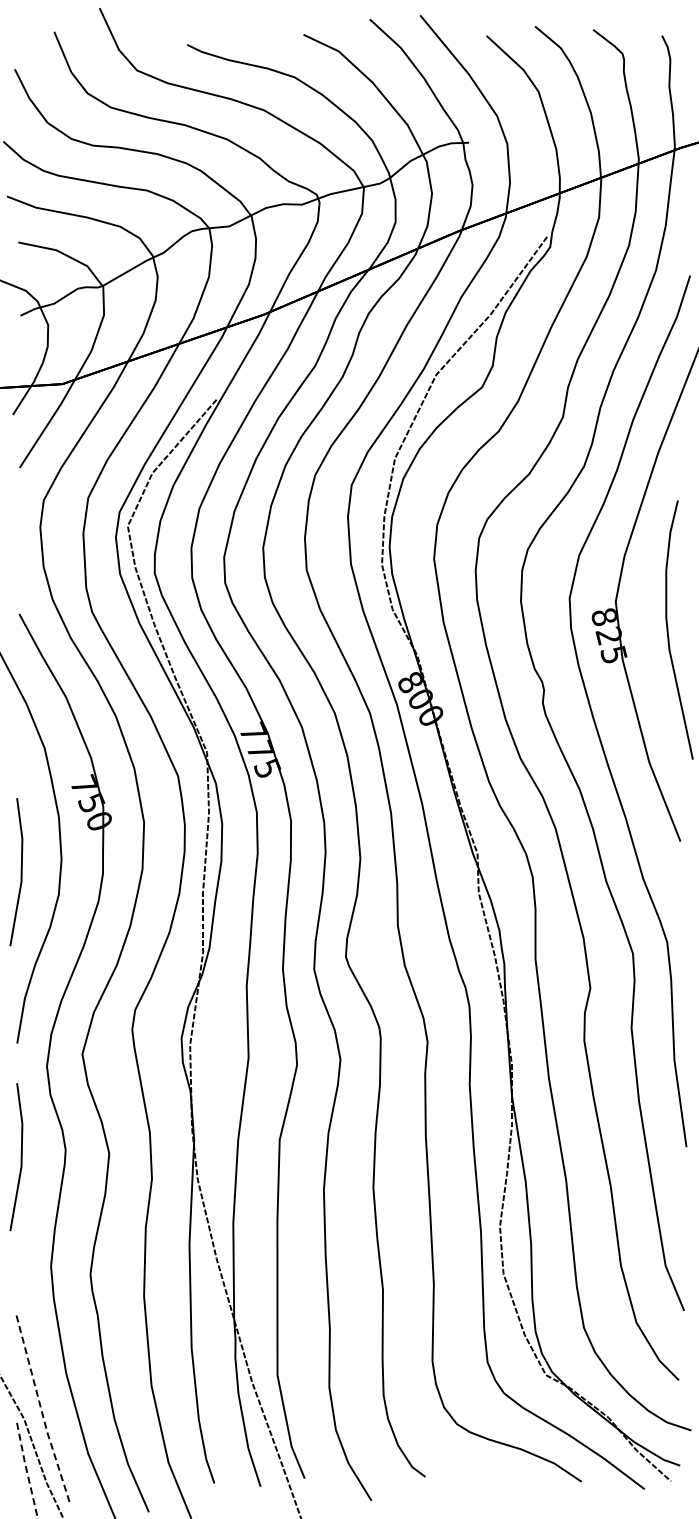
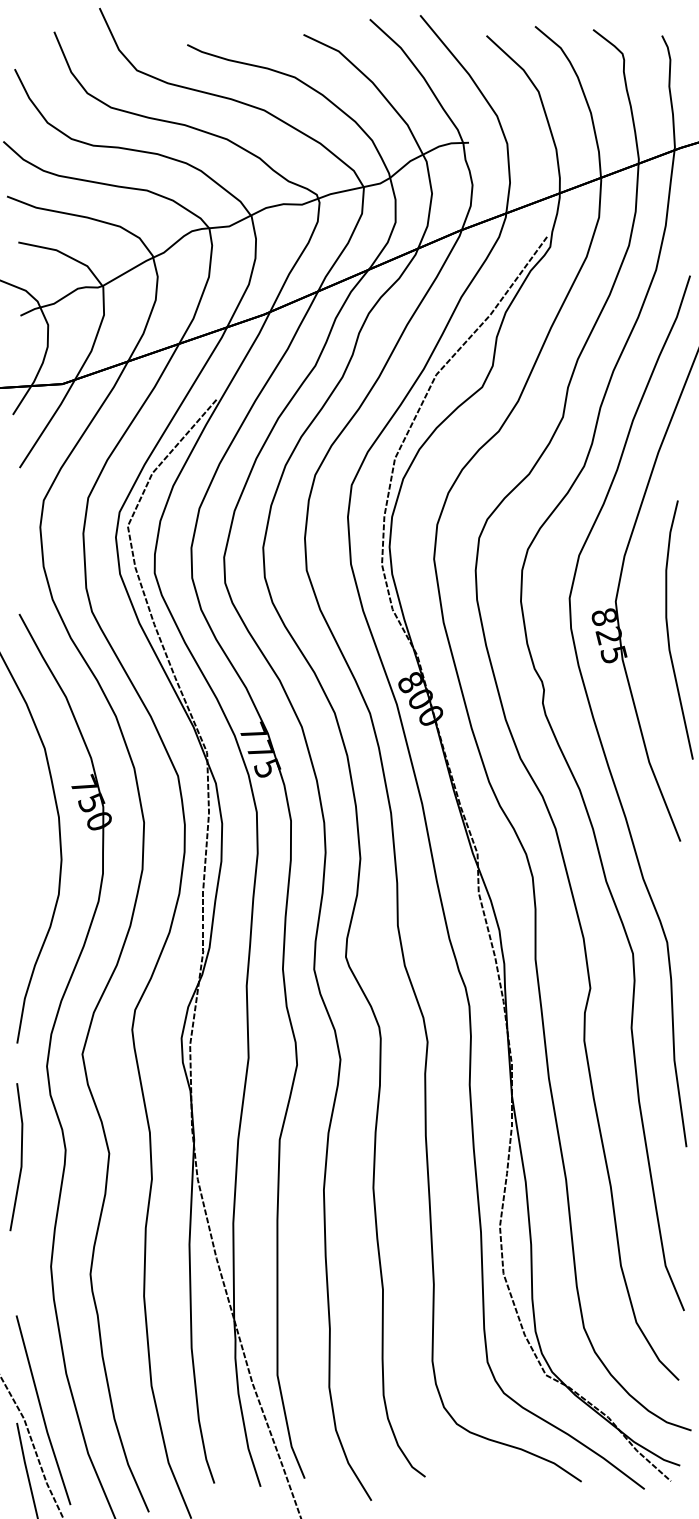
line: present -> none (20, 872)
line: dashed -> solid (41, 1411)
line: dashed -> solid (26, 1470)
